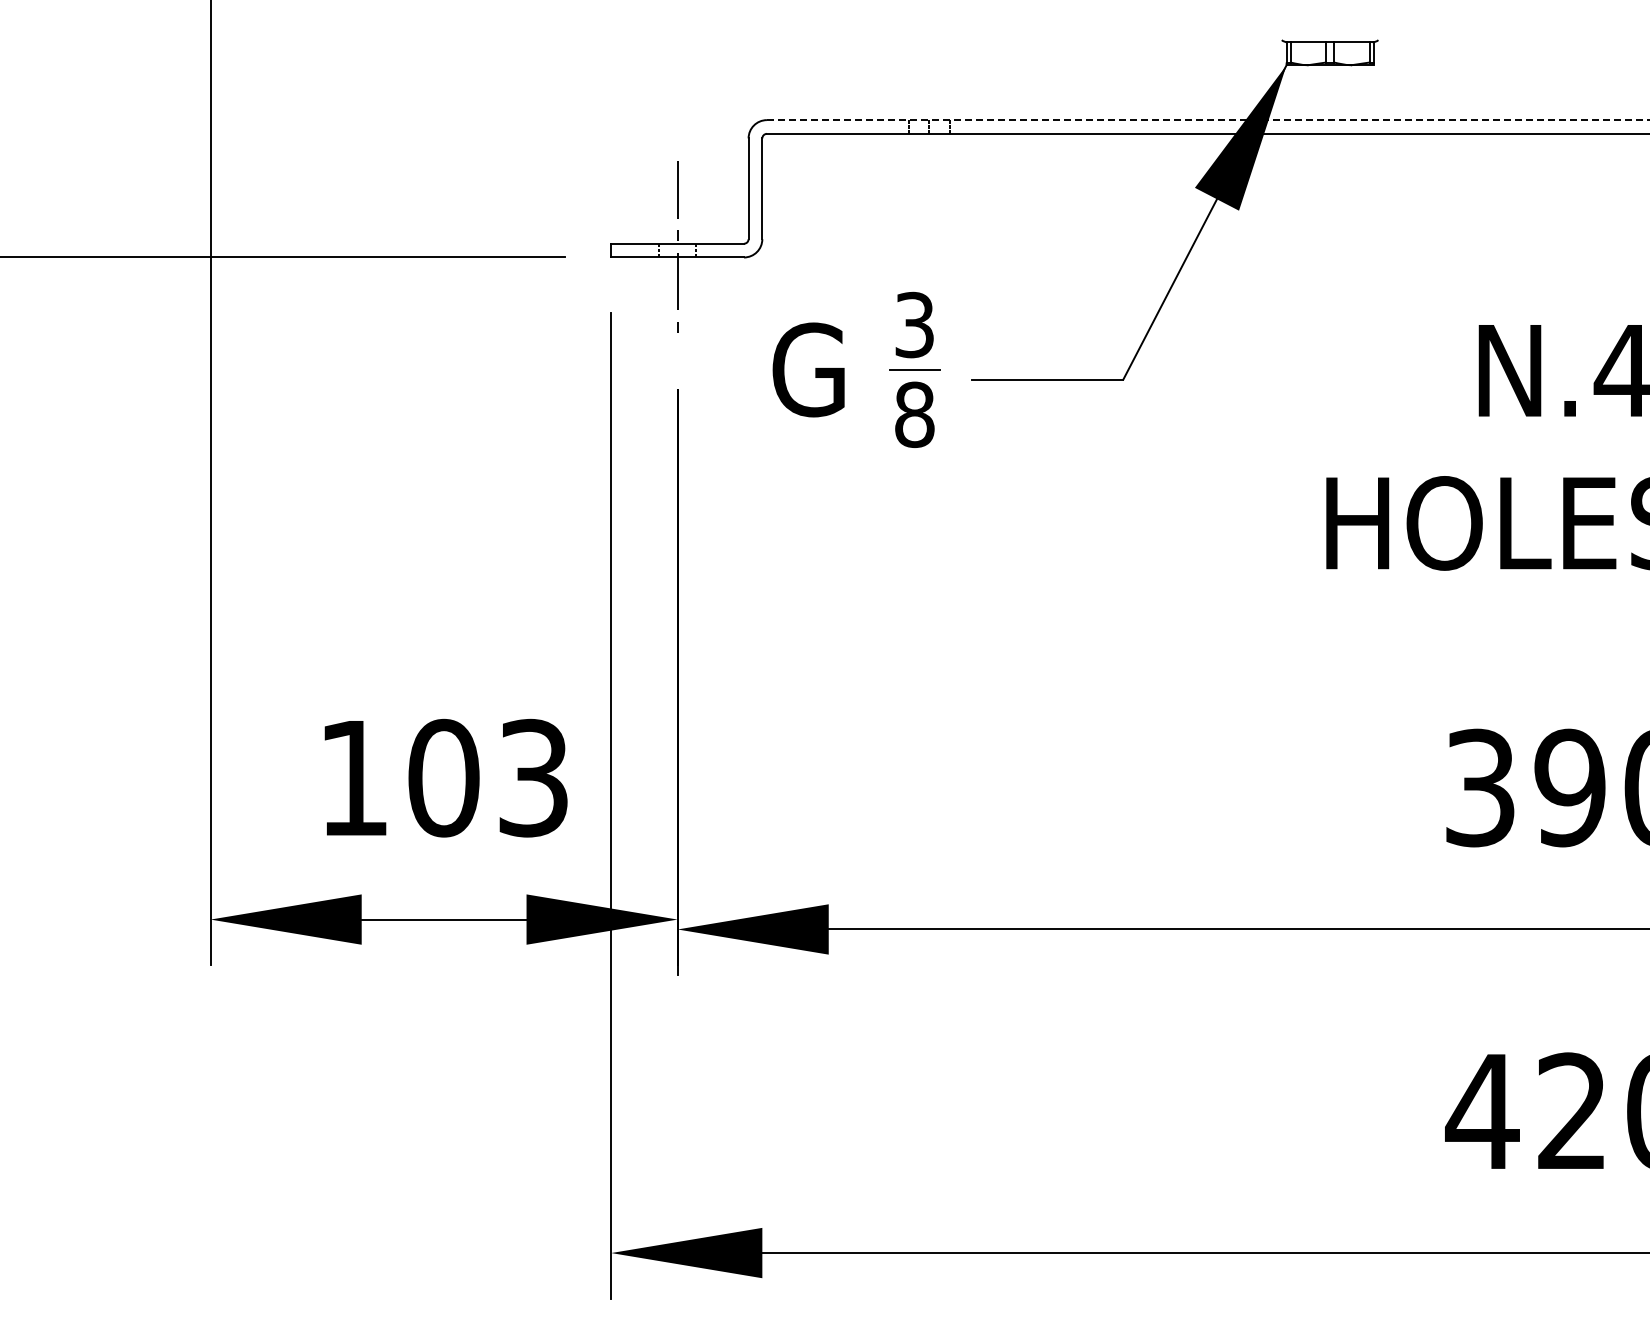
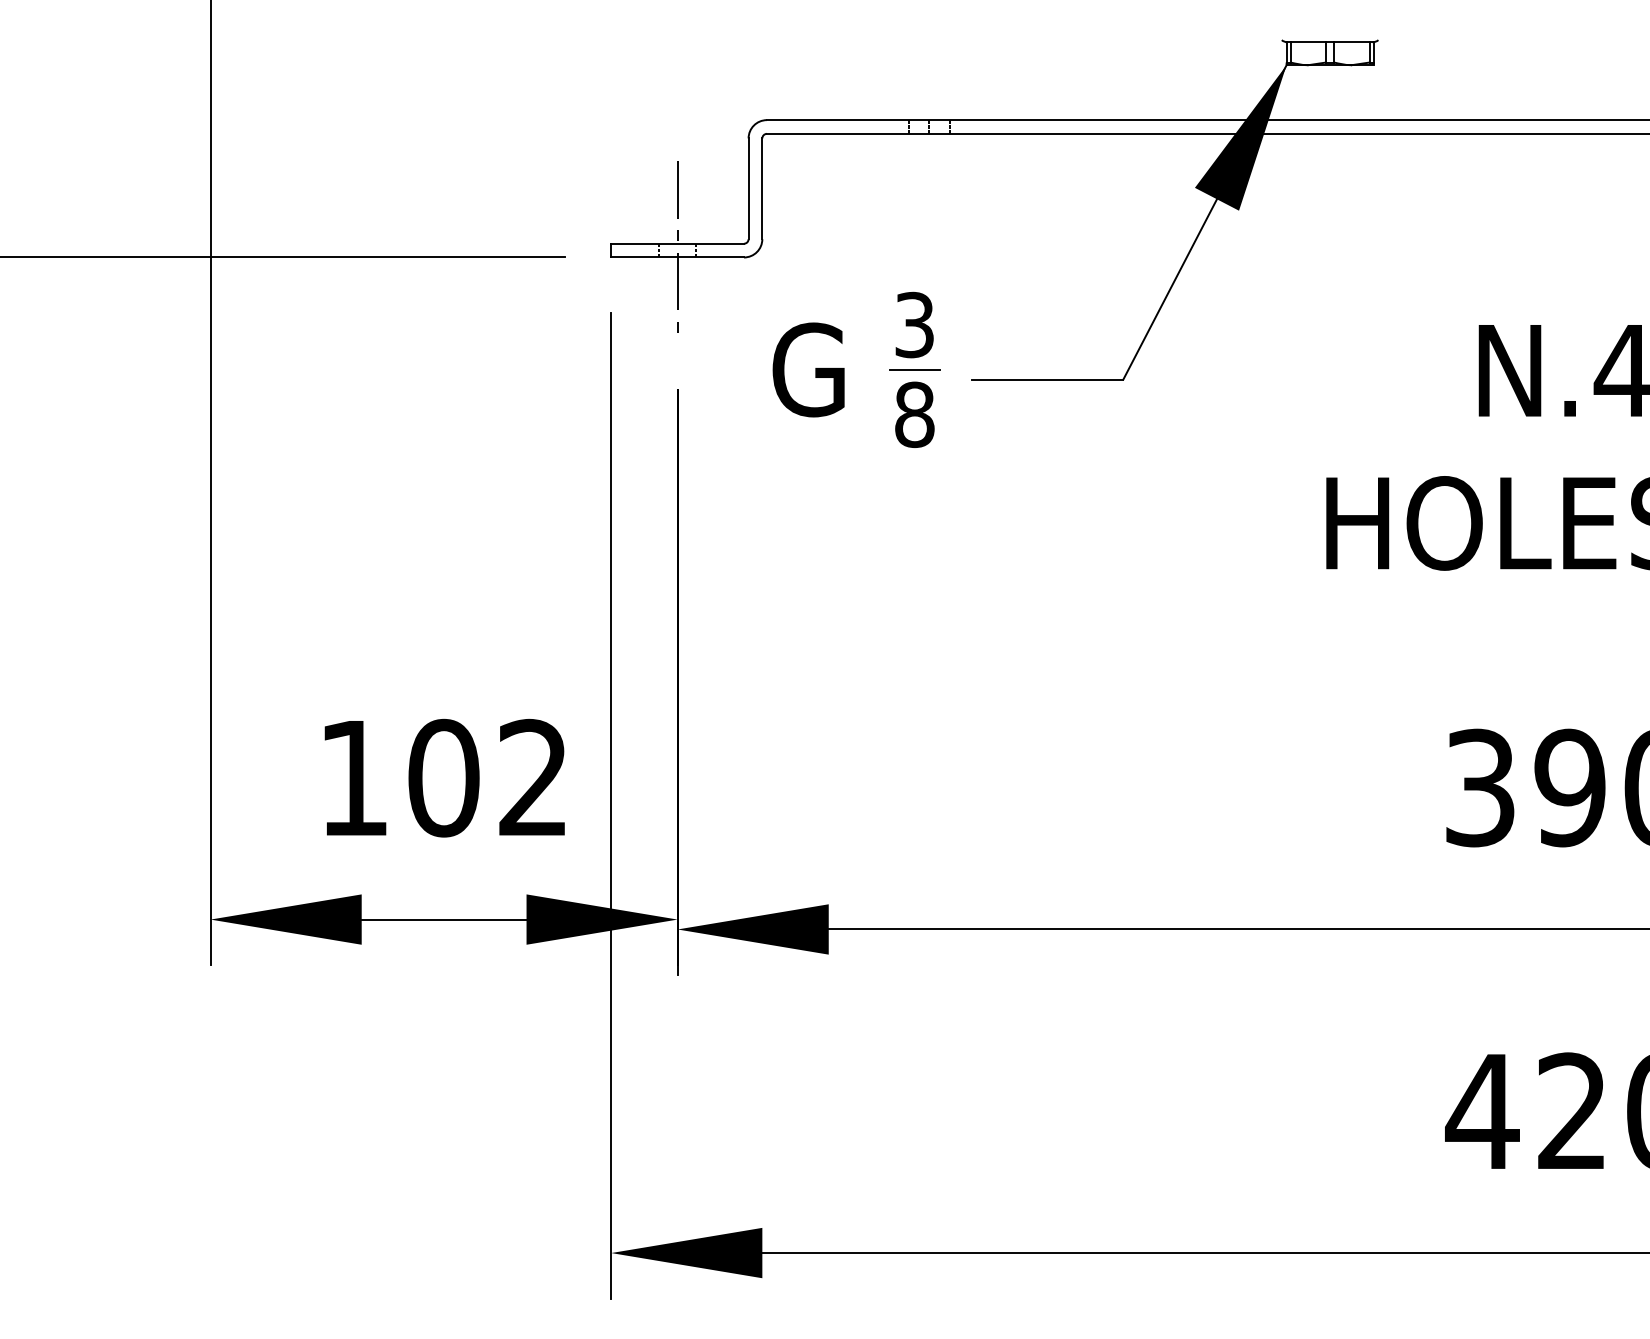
line: dashed -> solid (1208, 120)
text: 103 -> 102 (533, 778)
